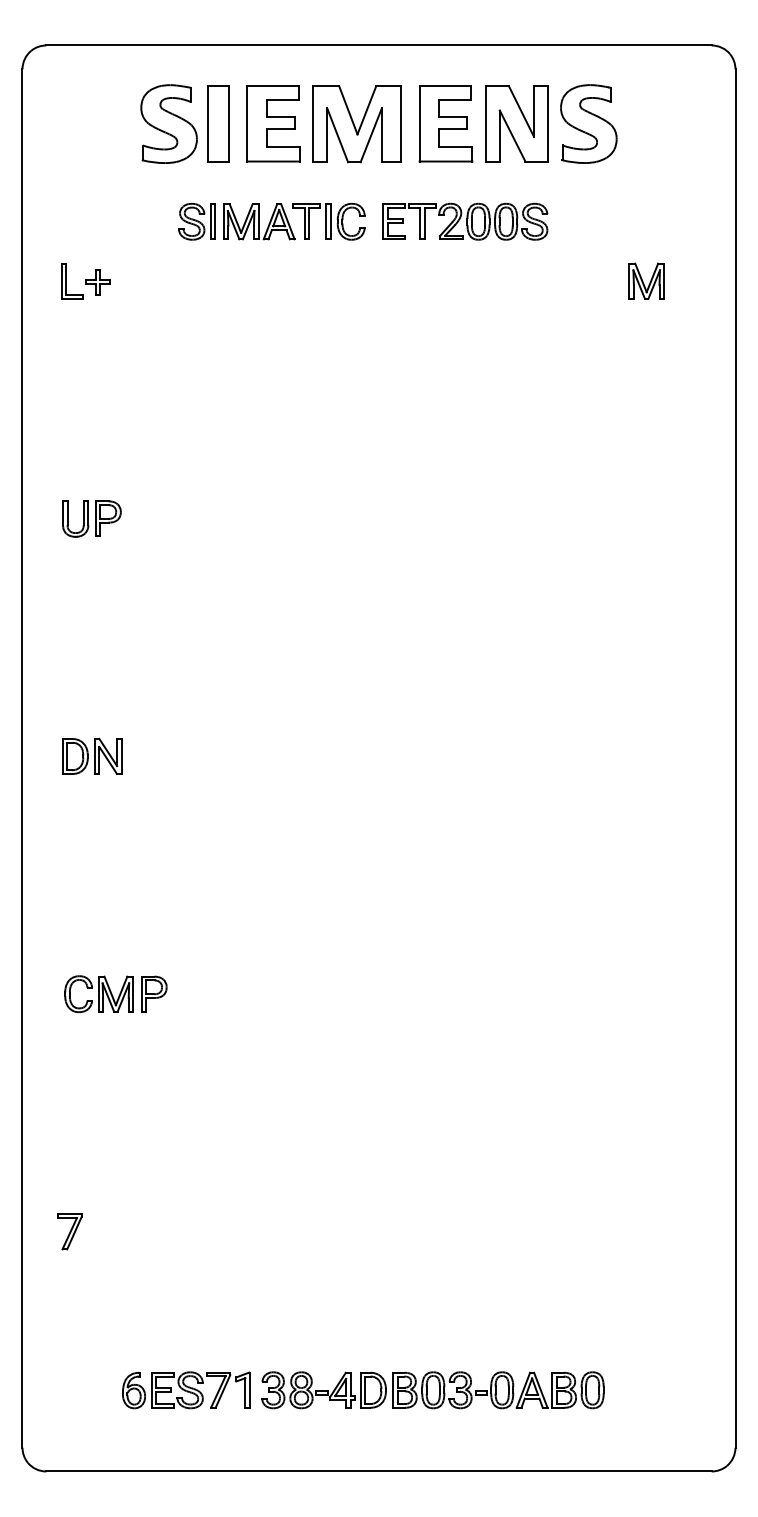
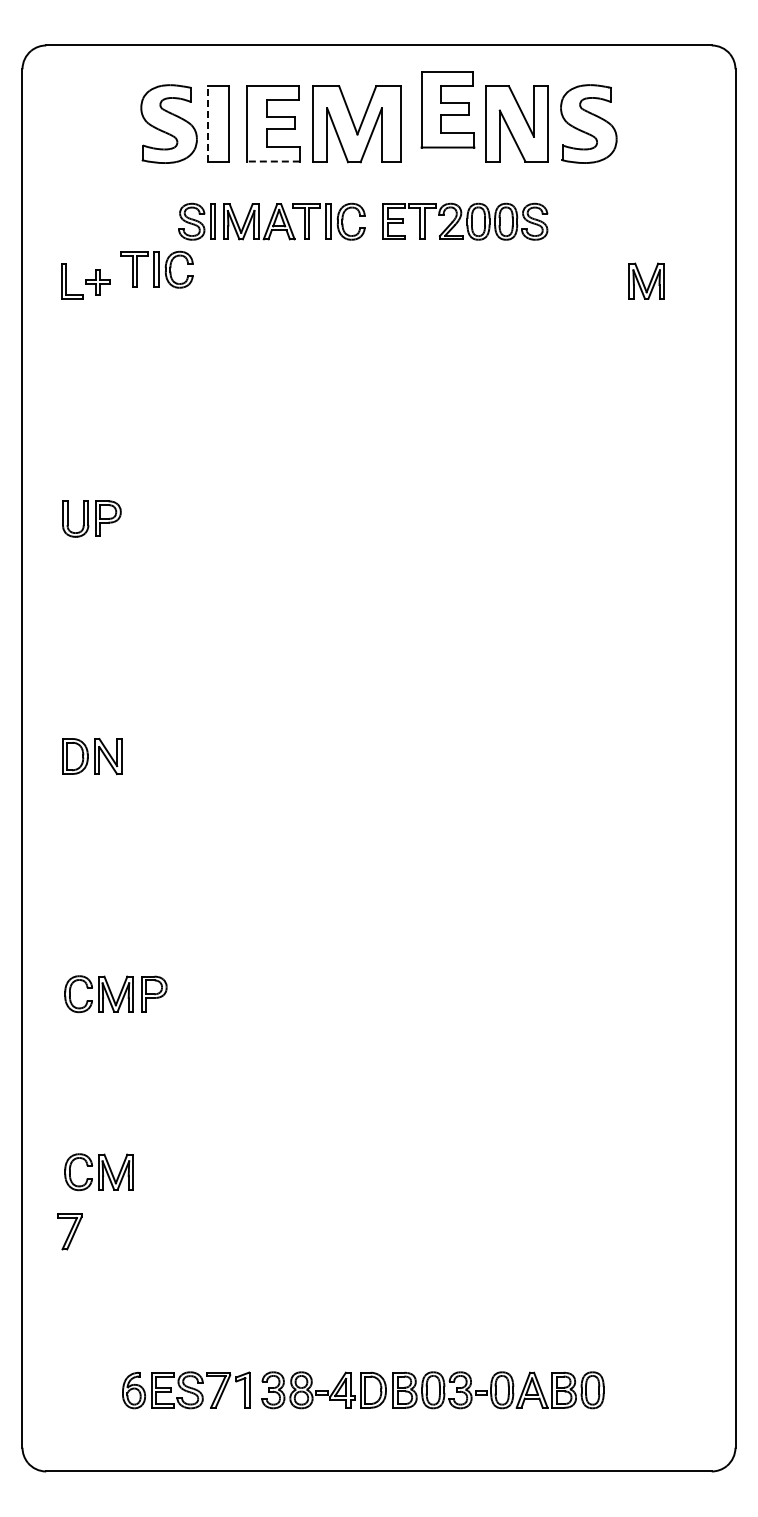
line: solid -> dashed (208, 123)
part position: (445, 123) -> (447, 109) (447, 109)
line: solid -> dashed (273, 161)
part: none -> present (156, 269)
part: none -> present (98, 1172)
